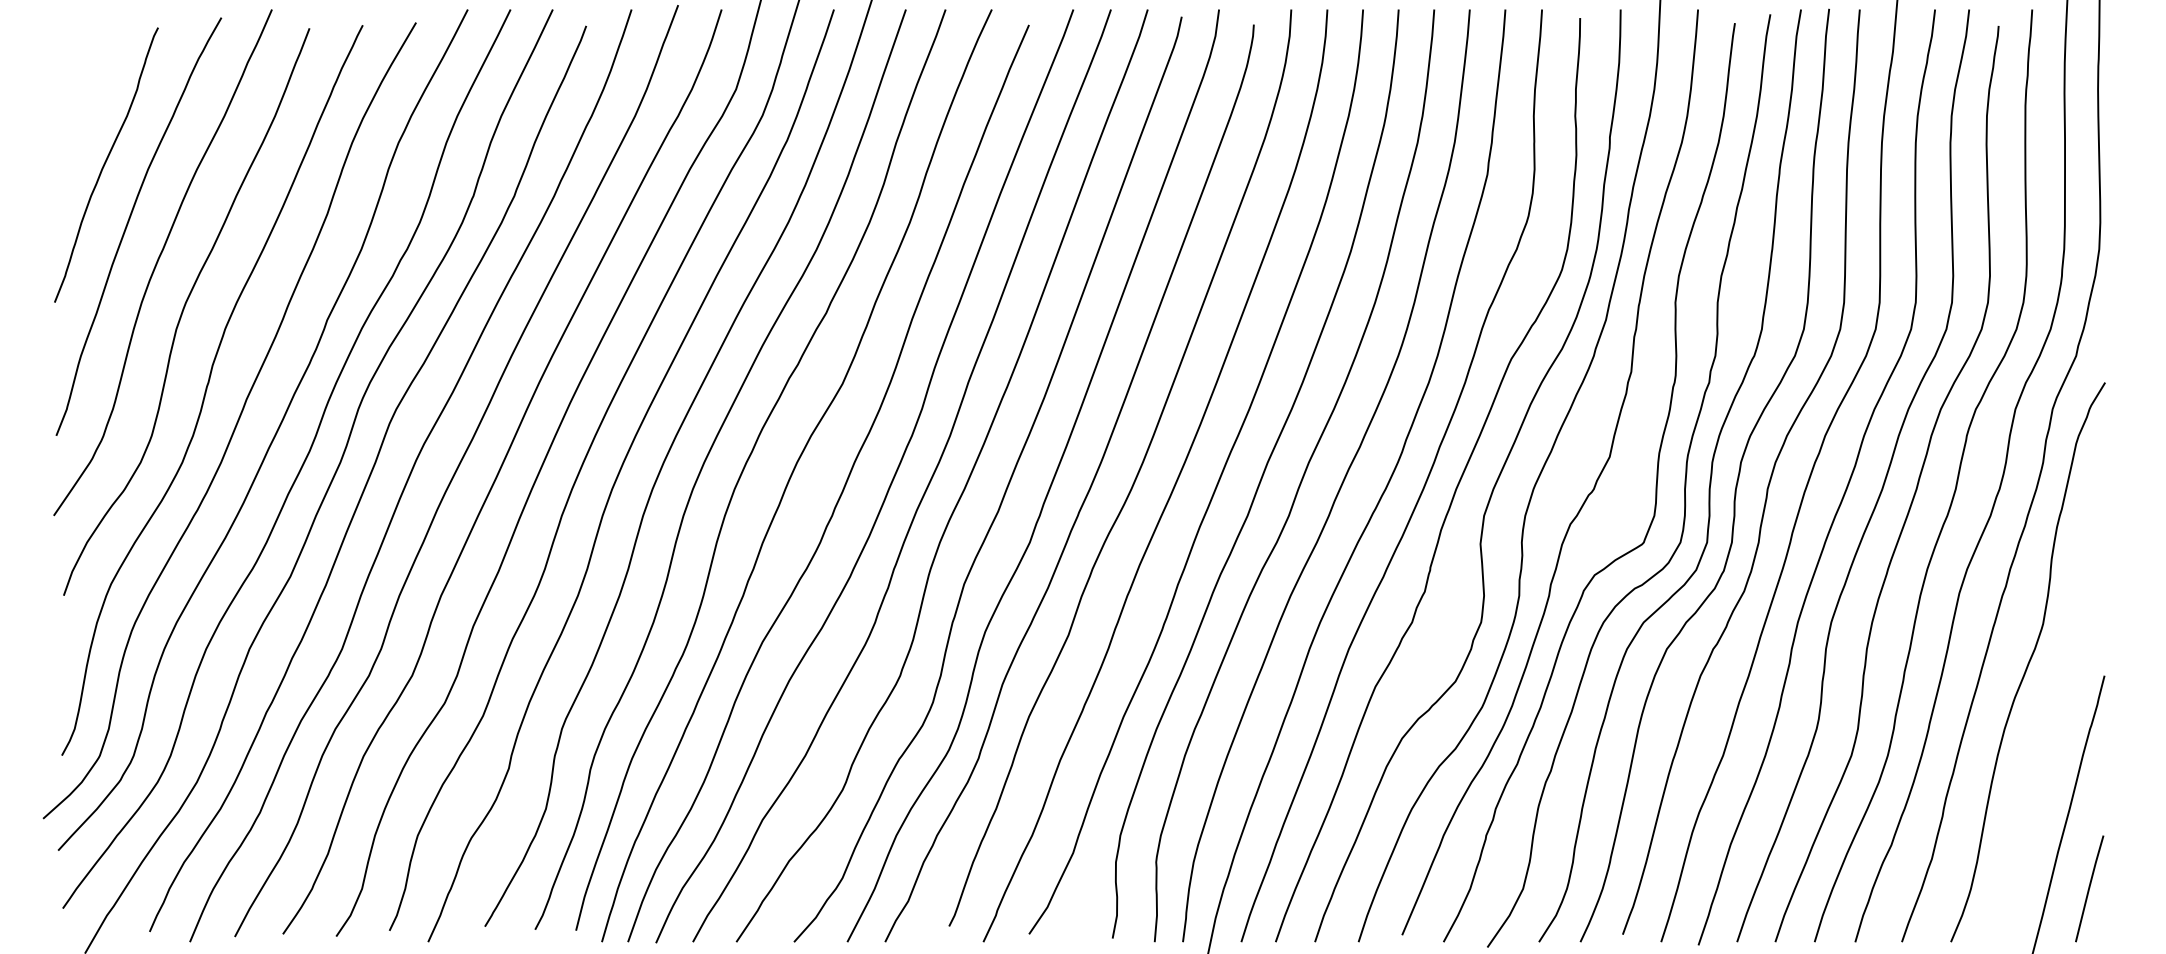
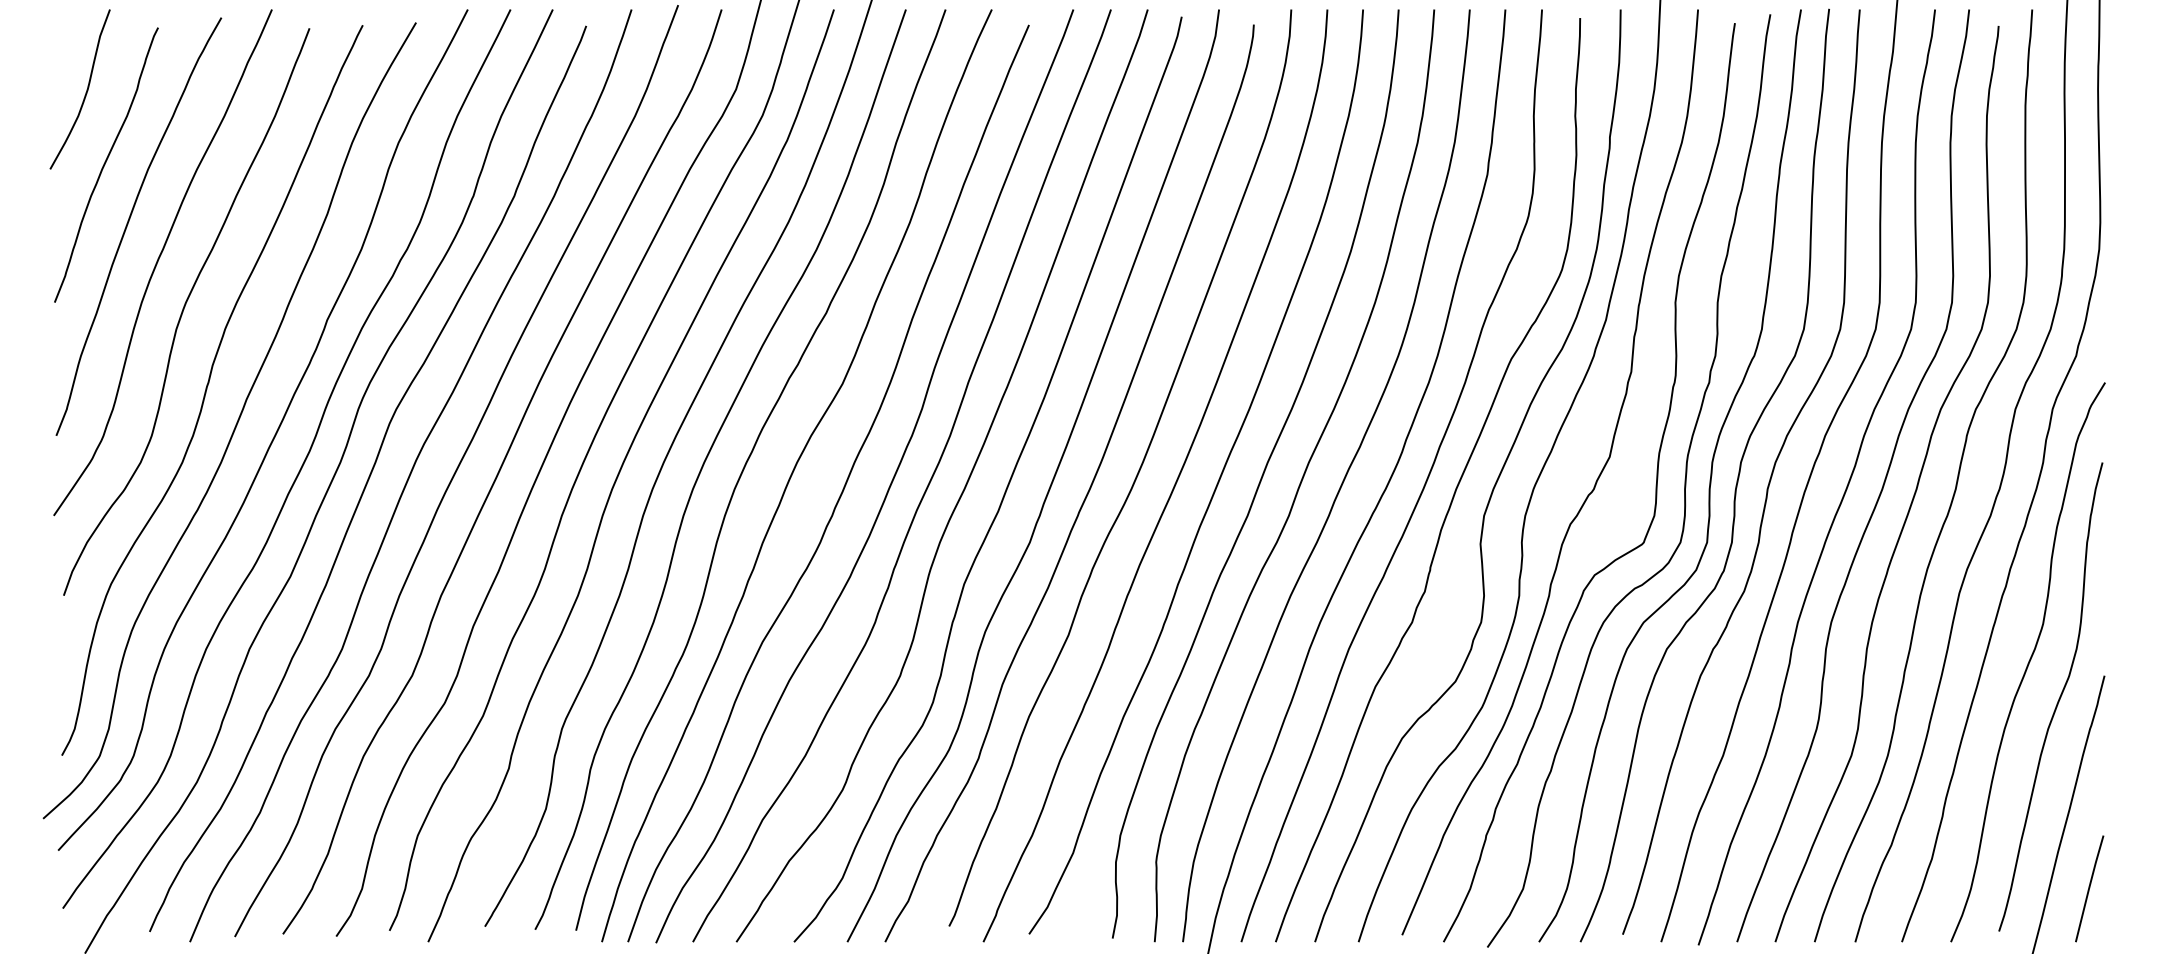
curve: none -> present (85, 92)
curve: none -> present (2058, 698)
